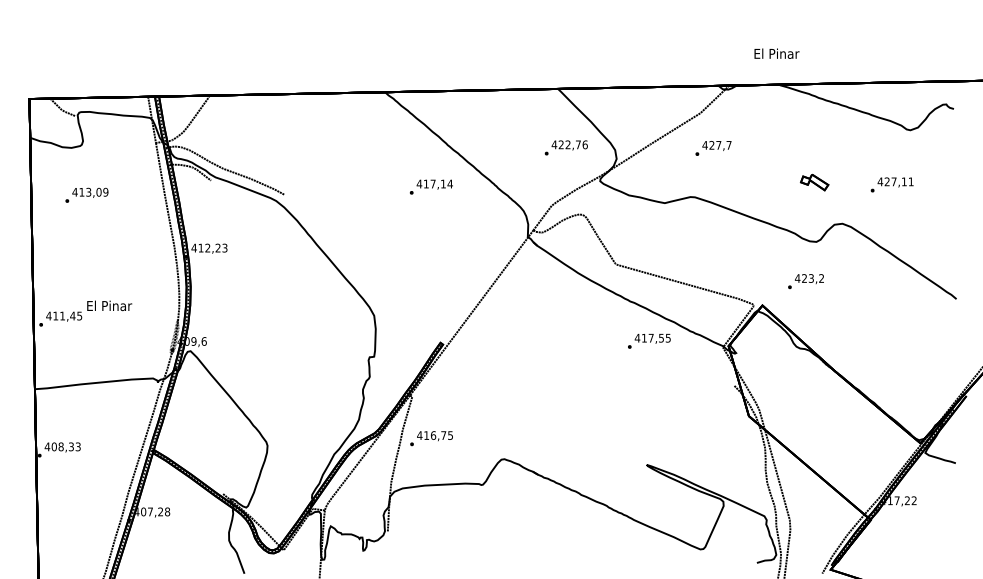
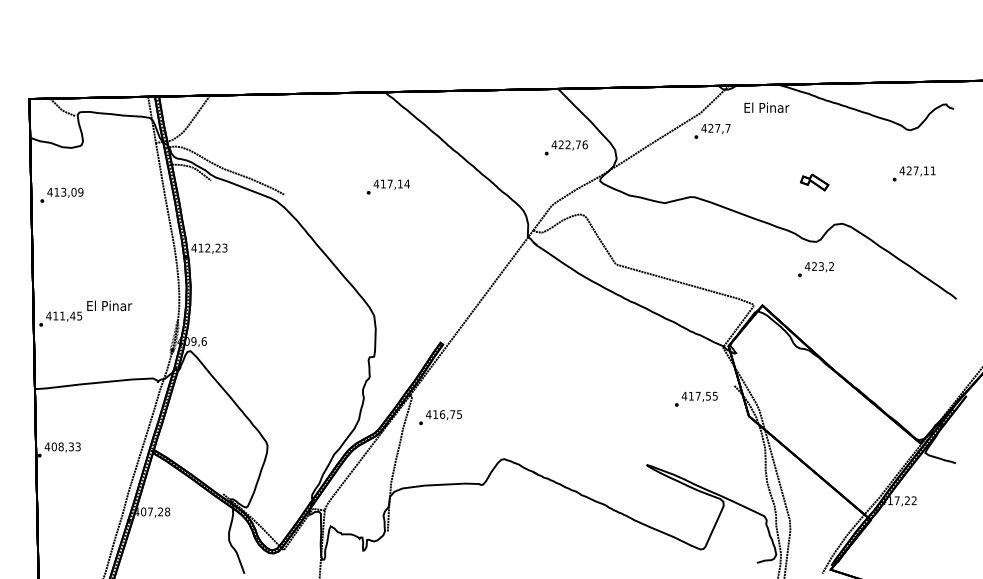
text position: (776, 53) -> (766, 107) (766, 107)
text position: (713, 148) -> (712, 131) (712, 131)
text position: (891, 184) -> (913, 173) (913, 173)
text position: (430, 186) -> (387, 186) (387, 186)
text position: (86, 194) -> (61, 194) (61, 194)
text position: (805, 281) -> (815, 269) (815, 269)
text position: (649, 341) -> (696, 399) (696, 399)
text position: (431, 438) -> (440, 417) (440, 417)
